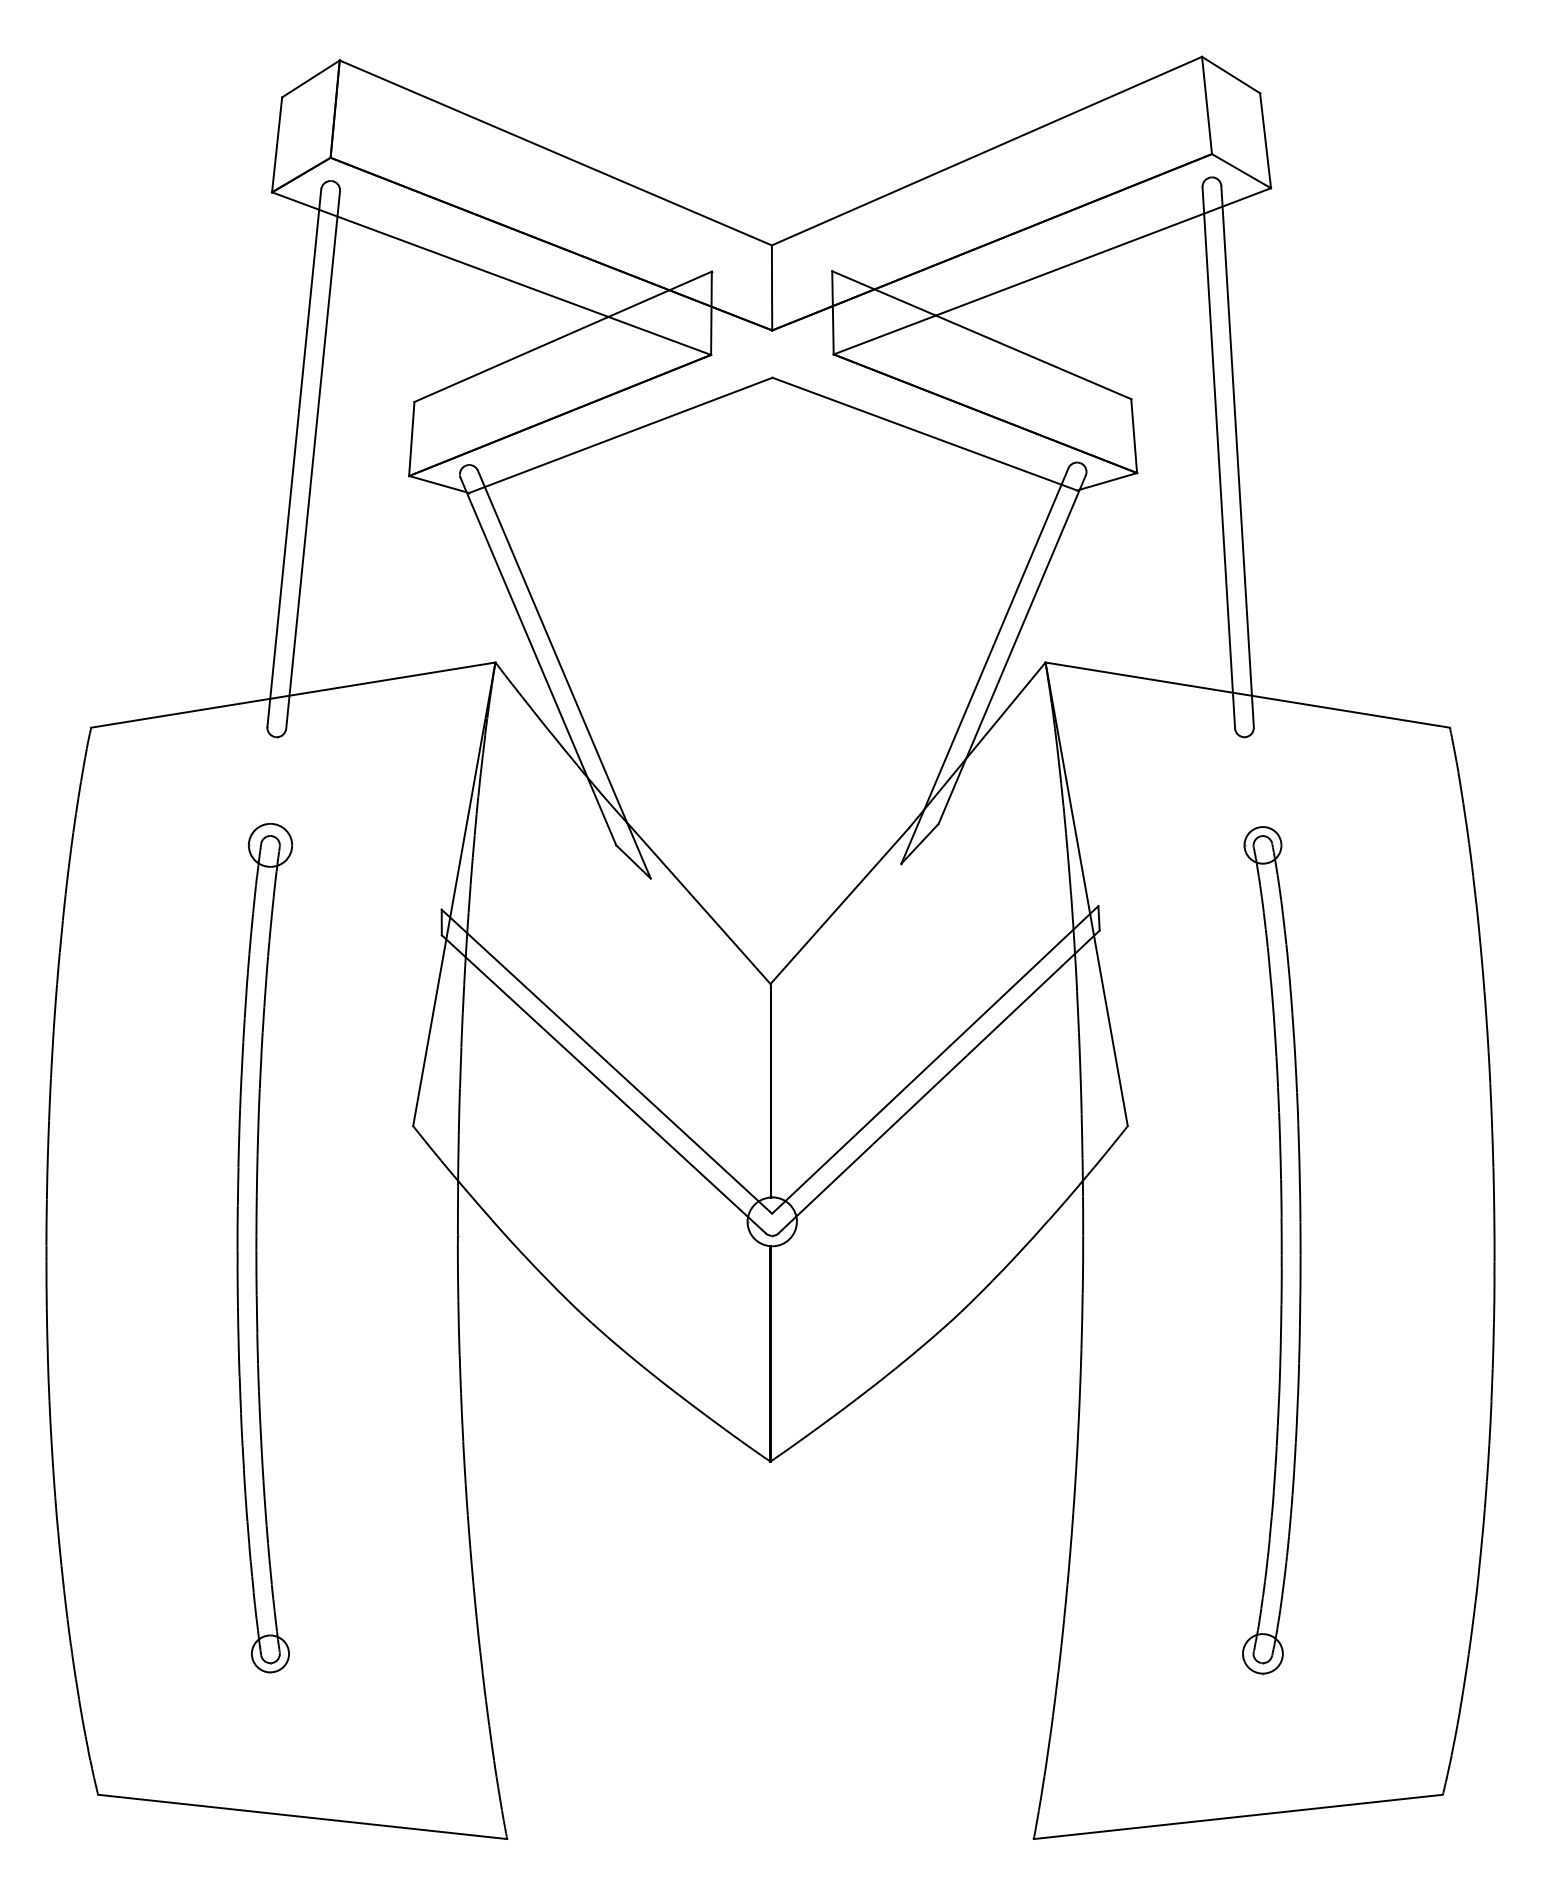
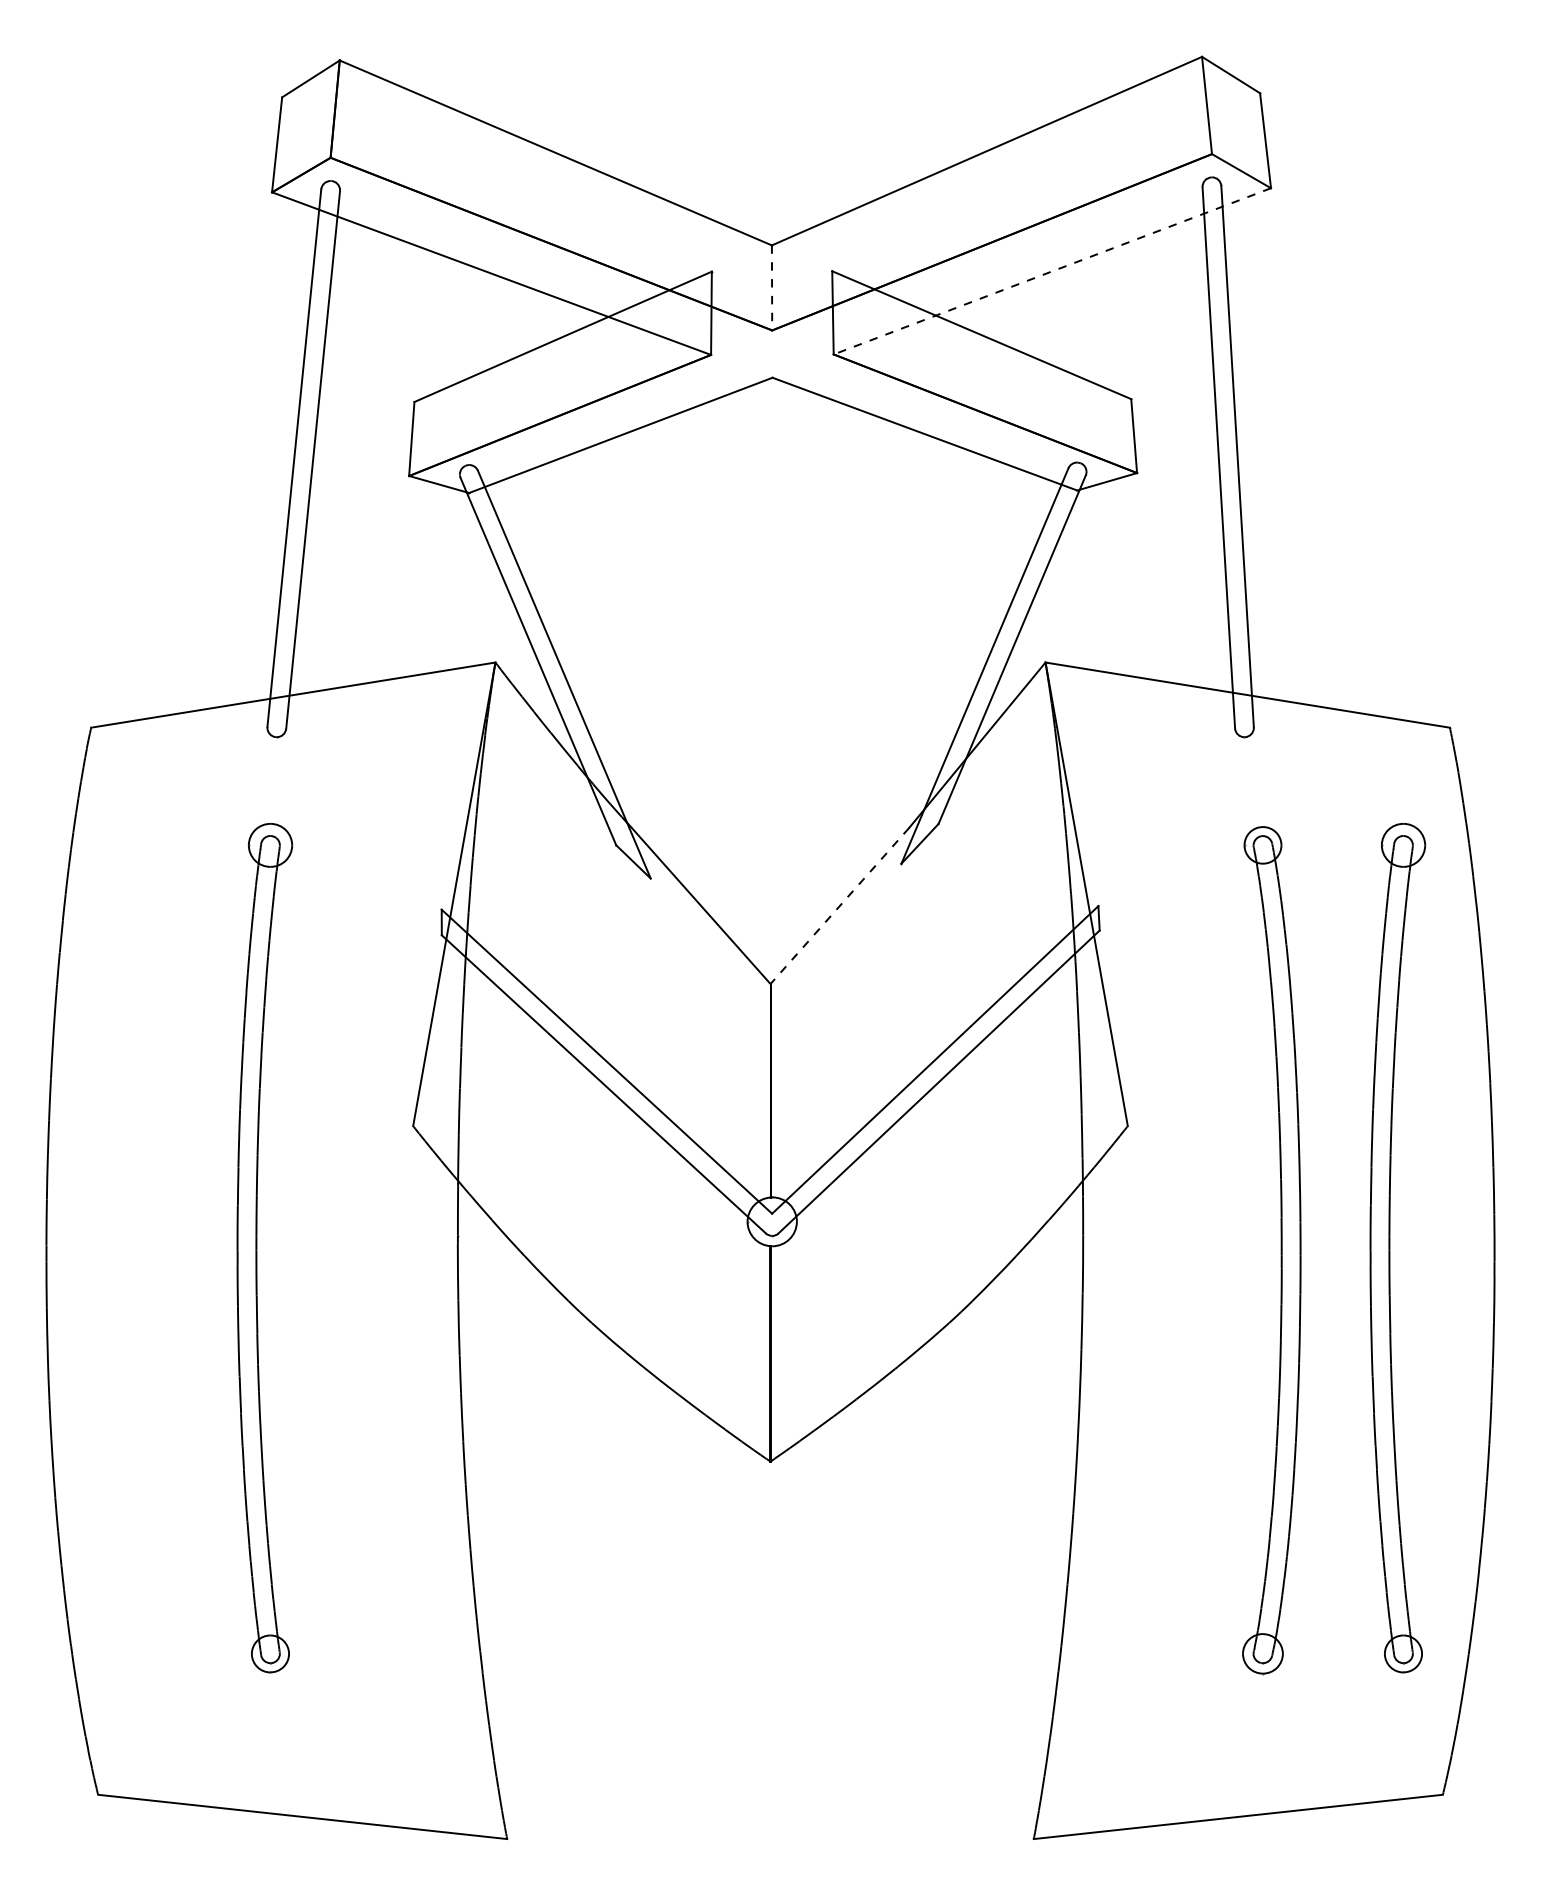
line: solid -> dashed (1052, 271)
line: solid -> dashed (772, 287)
line: solid -> dashed (839, 906)
part: none -> present (1390, 1248)
